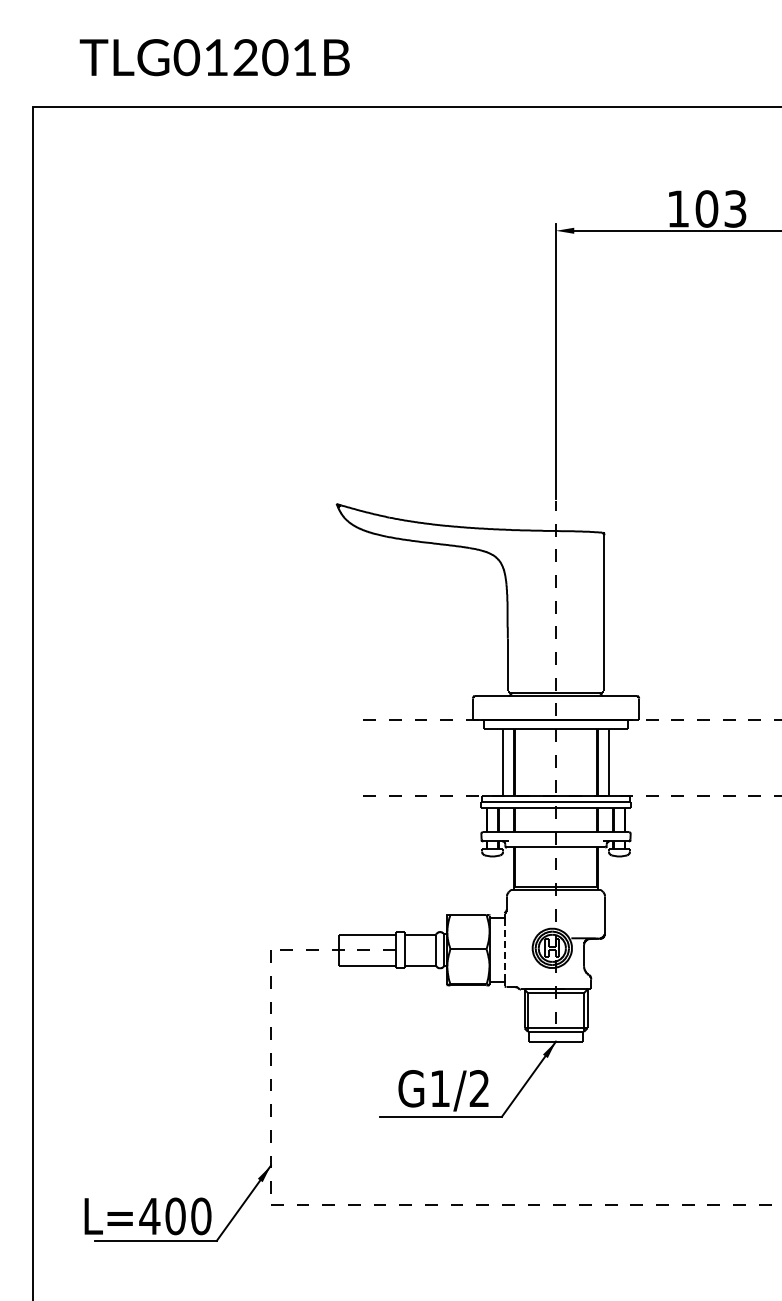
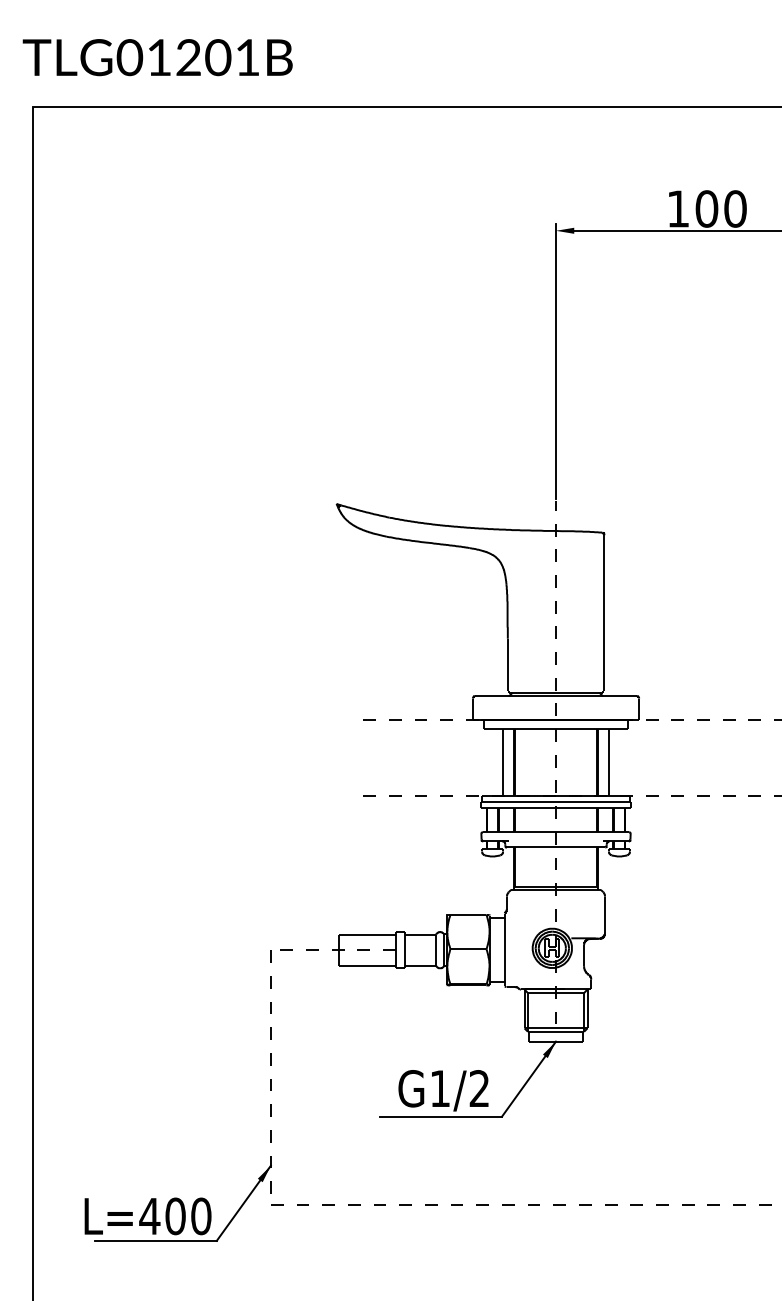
text position: (214, 57) -> (157, 57) (157, 57)
text: 103 -> 100 (735, 208)
line: dashed -> solid (504, 950)
